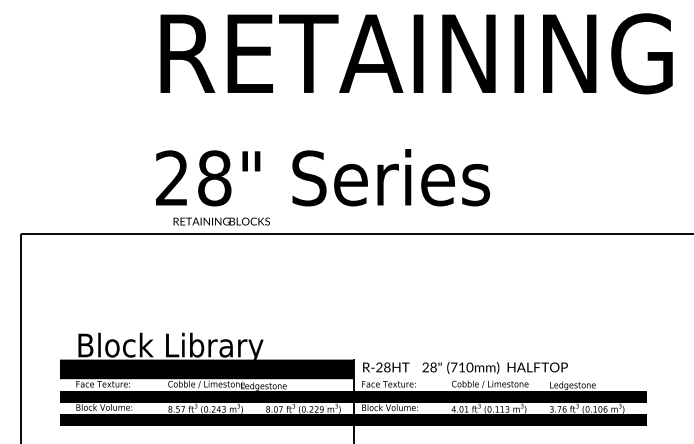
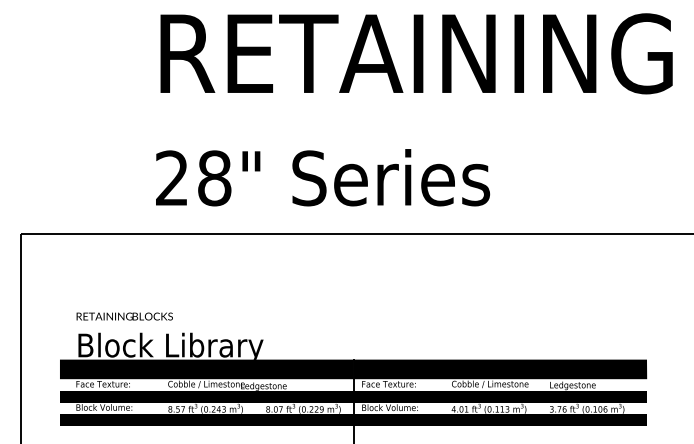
text position: (221, 221) -> (124, 316) (124, 316)
fill: none -> present (500, 369)
